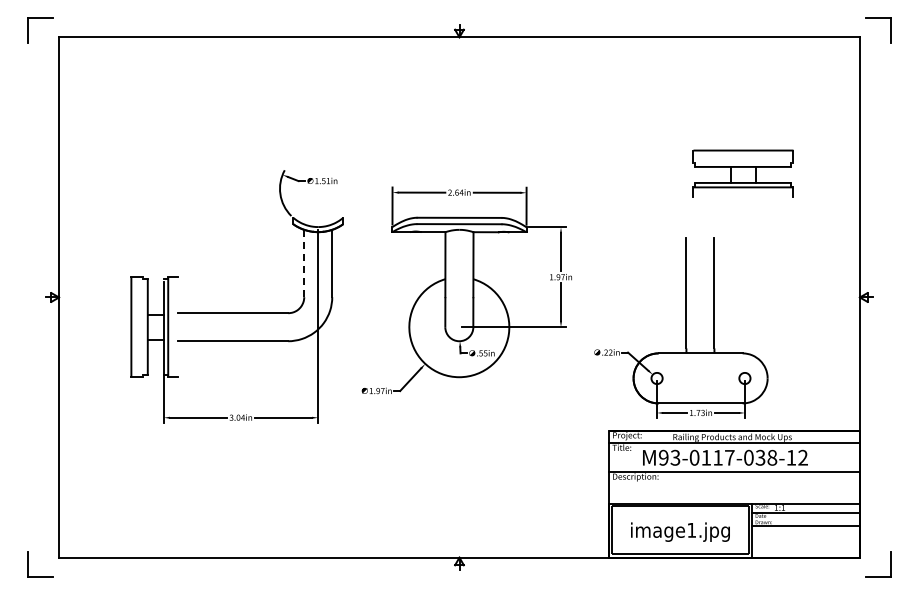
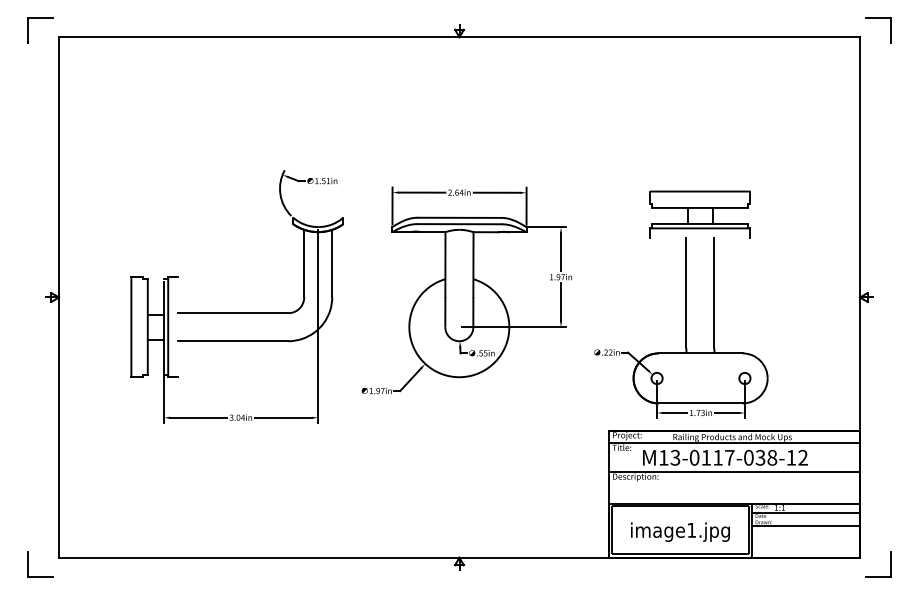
part position: (742, 173) -> (699, 214) (699, 214)
line: dashed -> solid (304, 263)
text: M93-0117-038-12 -> M13-0117-038-12 (663, 457)
